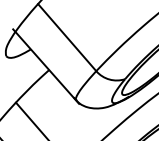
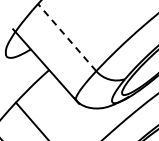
line: solid -> dashed (66, 37)
